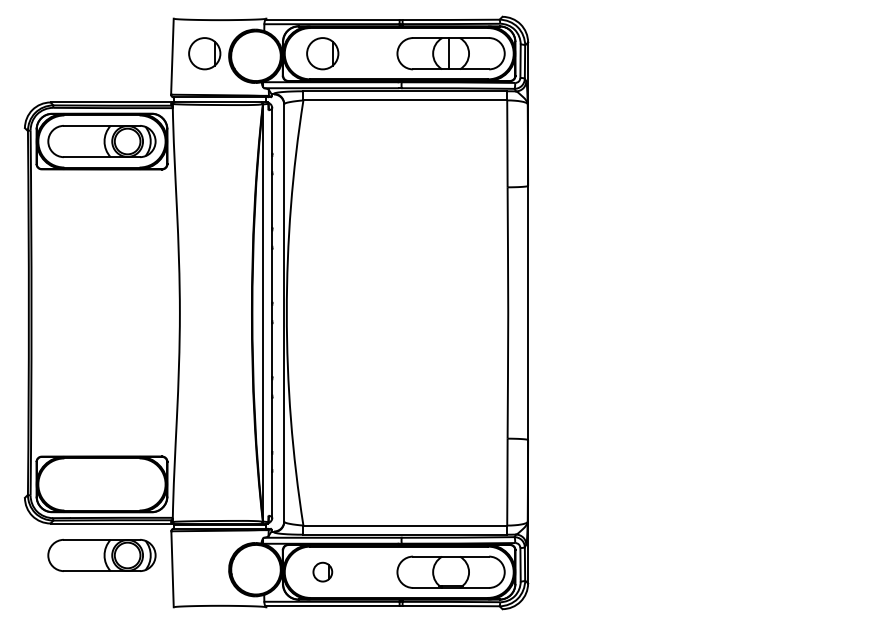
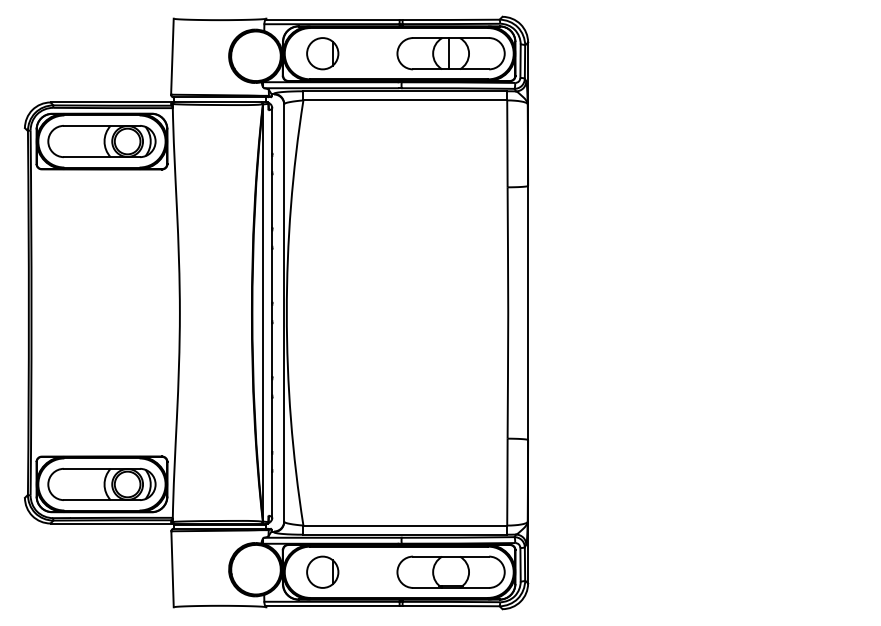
part: present -> none (204, 53)
part position: (101, 555) -> (101, 484) (101, 484)
part size: 22x22 px -> 34x34 px (322, 571)
